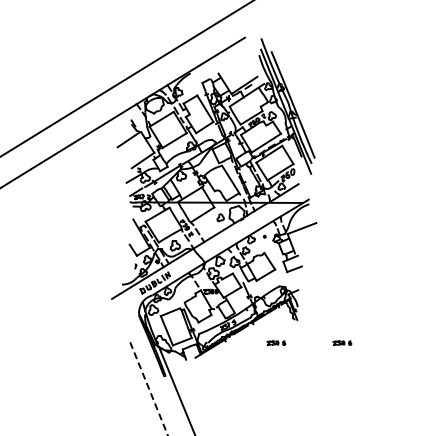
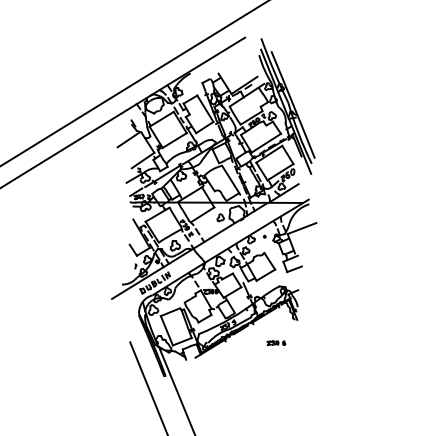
line position: (126, 78) -> (134, 83) (134, 83)
part: present -> none (342, 342)
line: dashed -> solid (149, 389)
